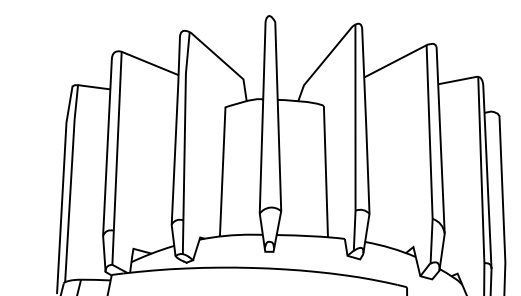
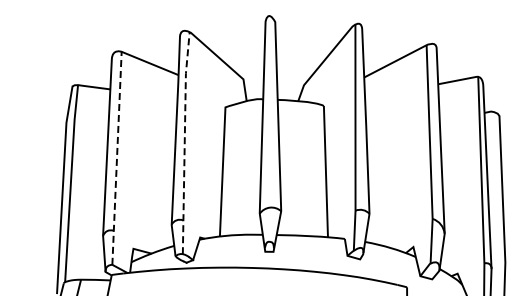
line: solid -> dashed (184, 142)
line: solid -> dashed (117, 158)
